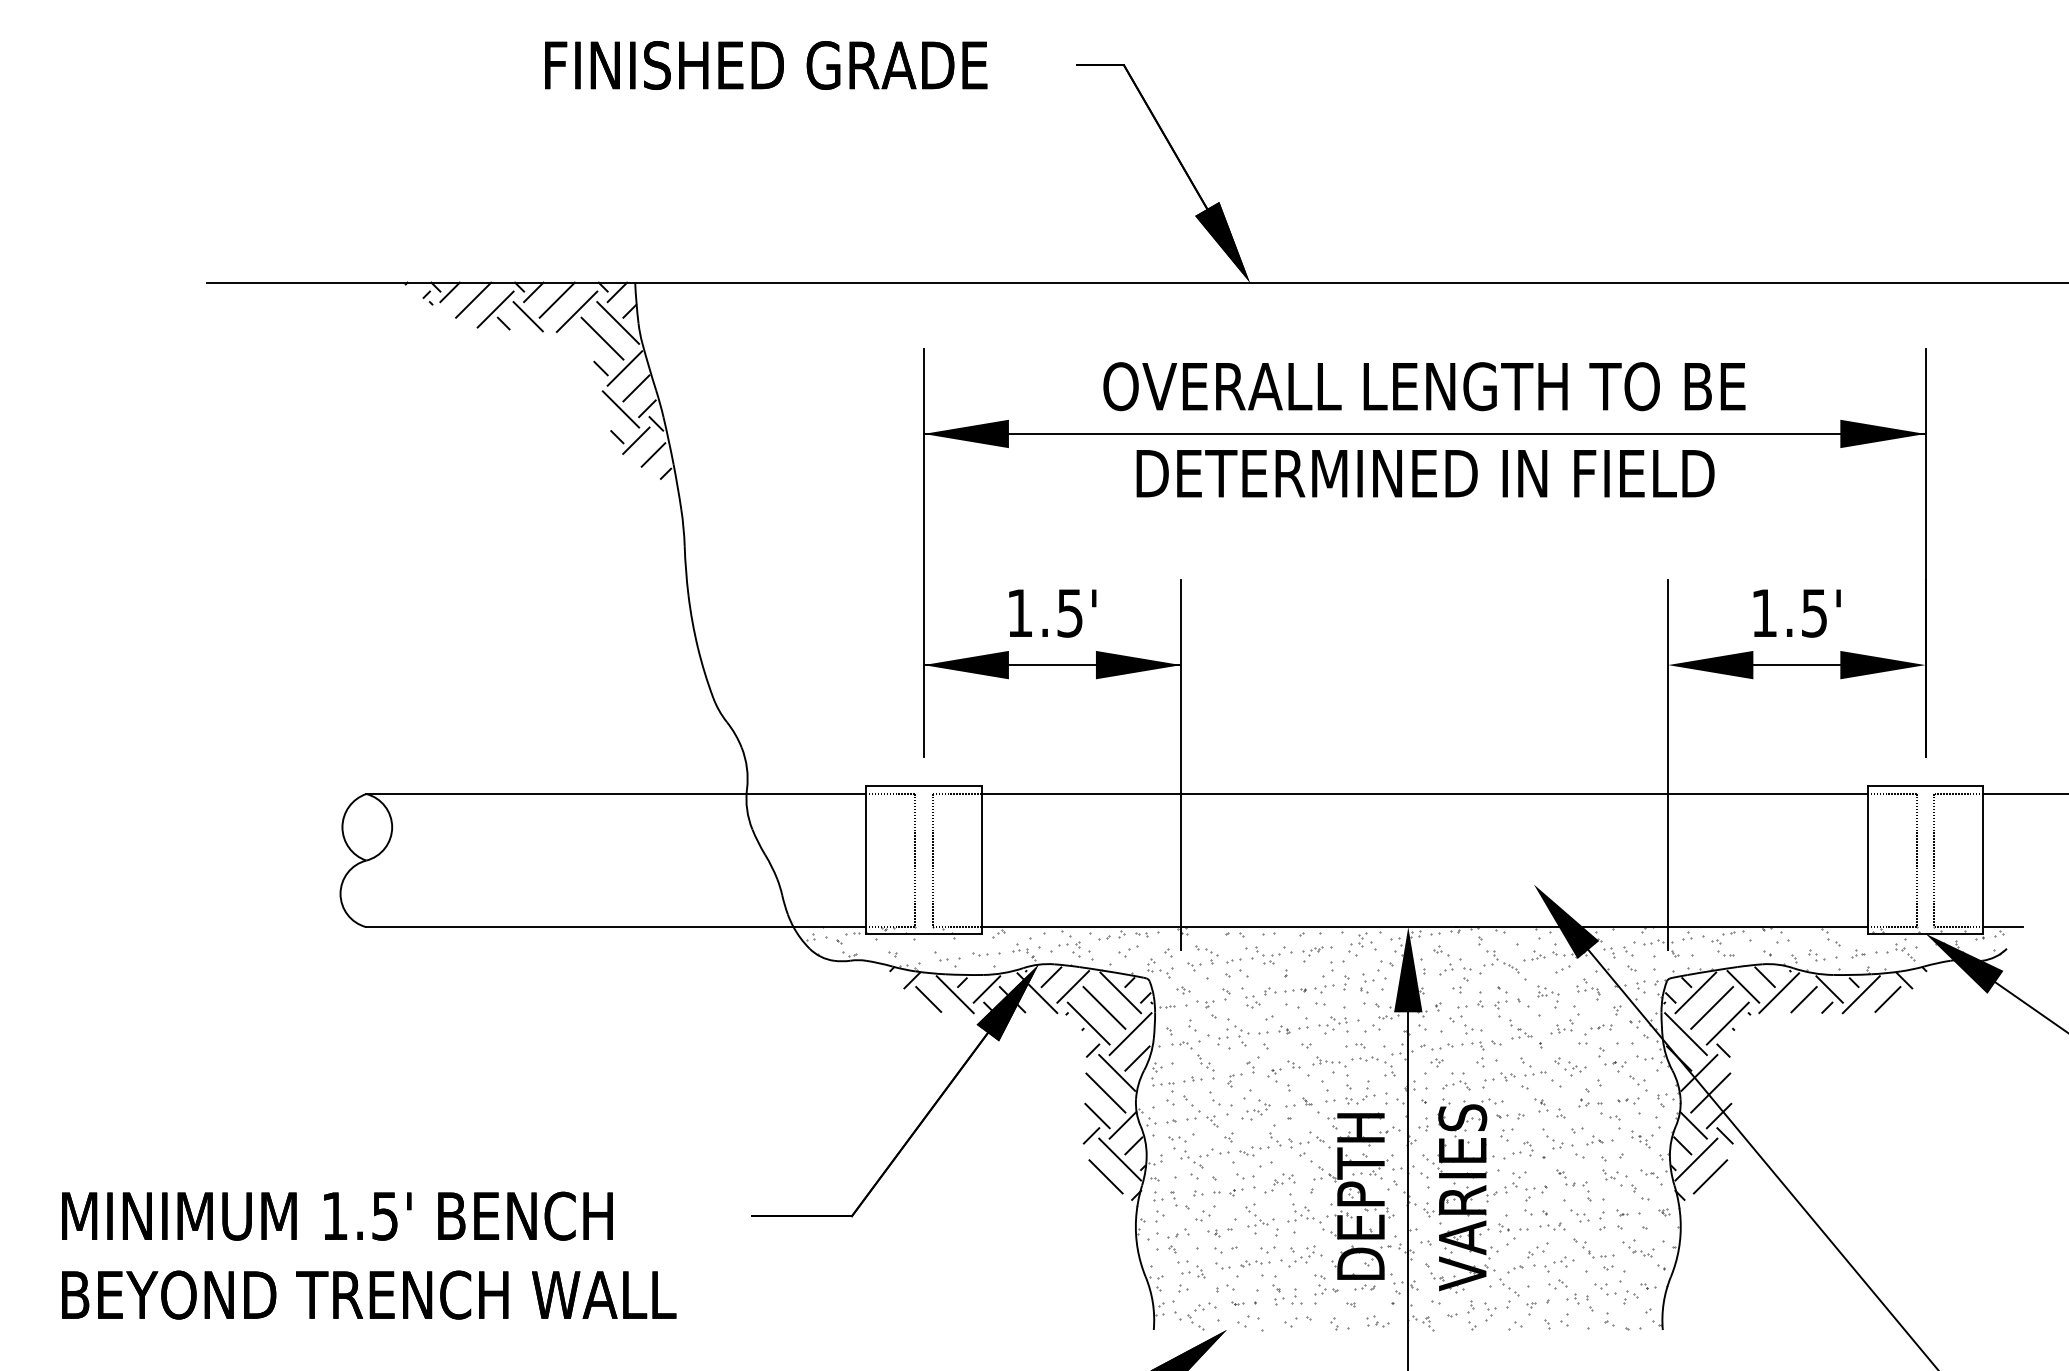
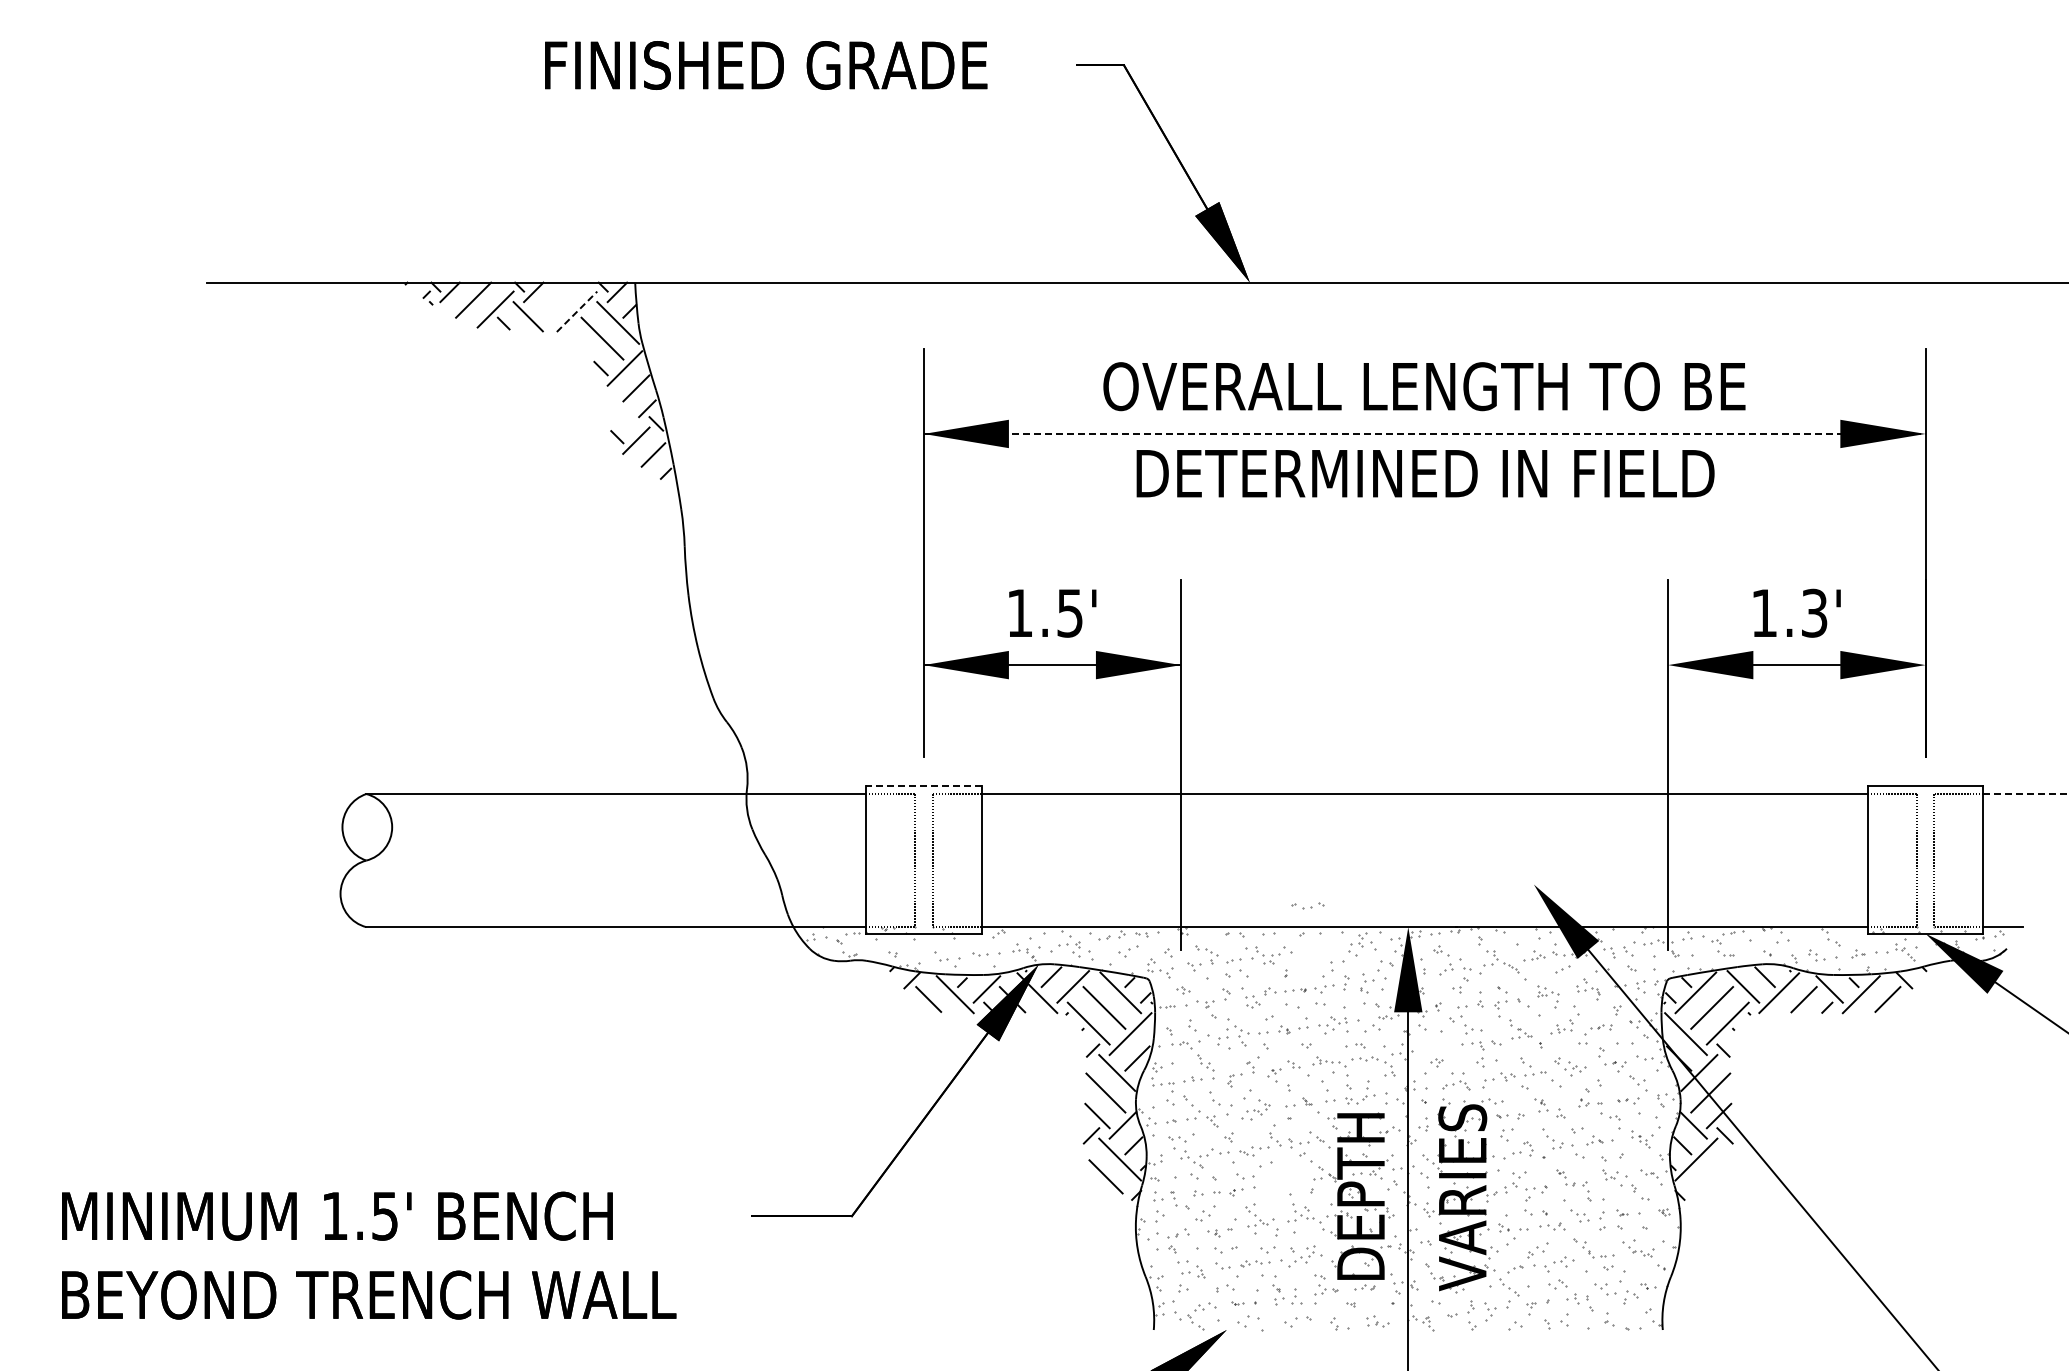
line: present -> none (556, 299)
line: solid -> dashed (577, 311)
line: present -> none (620, 409)
line: solid -> dashed (1424, 433)
text: 1.5' -> 1.3' (1814, 612)
line: solid -> dashed (923, 786)
line: solid -> dashed (2026, 794)
part: present -> none (1317, 954)
part position: (1436, 1046) -> (1307, 905) (1307, 905)
line: present -> none (1710, 1176)
part: present -> none (1279, 1183)
